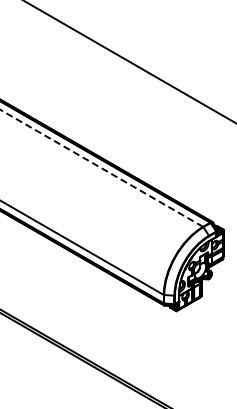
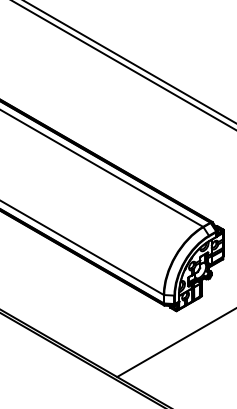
line: none -> present (123, 65)
line: dashed -> solid (101, 168)
line: none -> present (175, 343)
